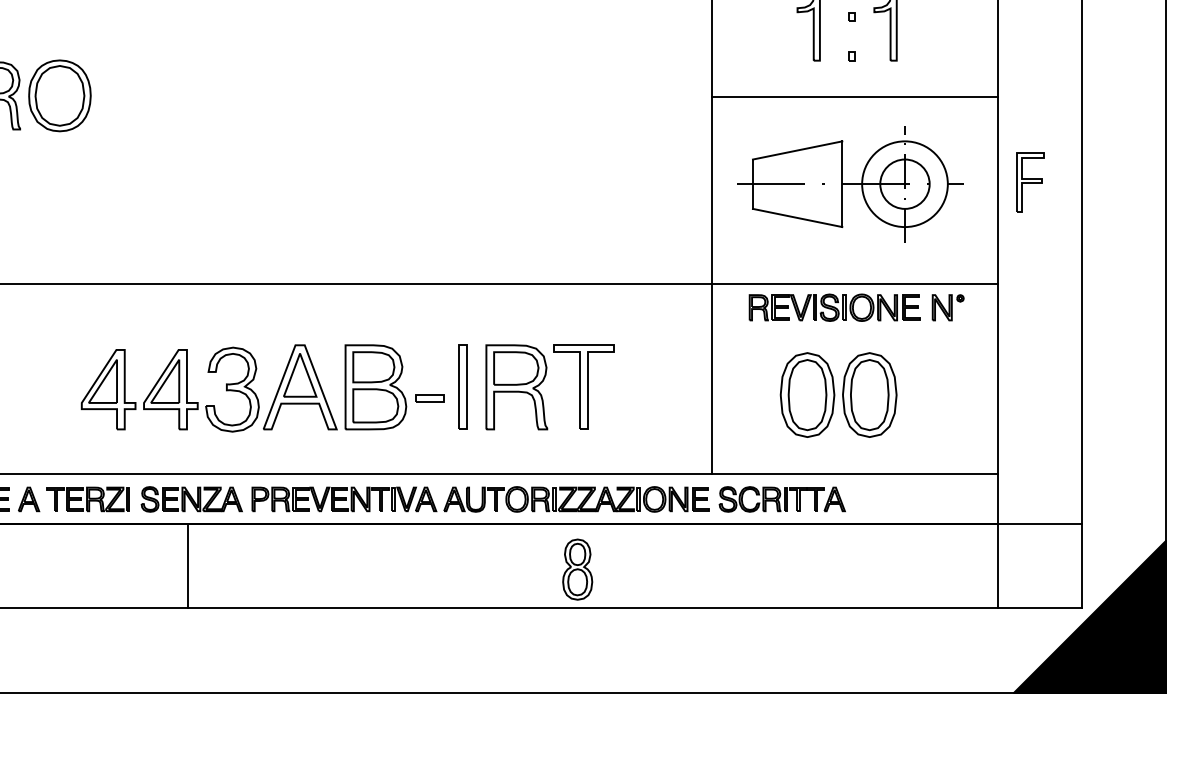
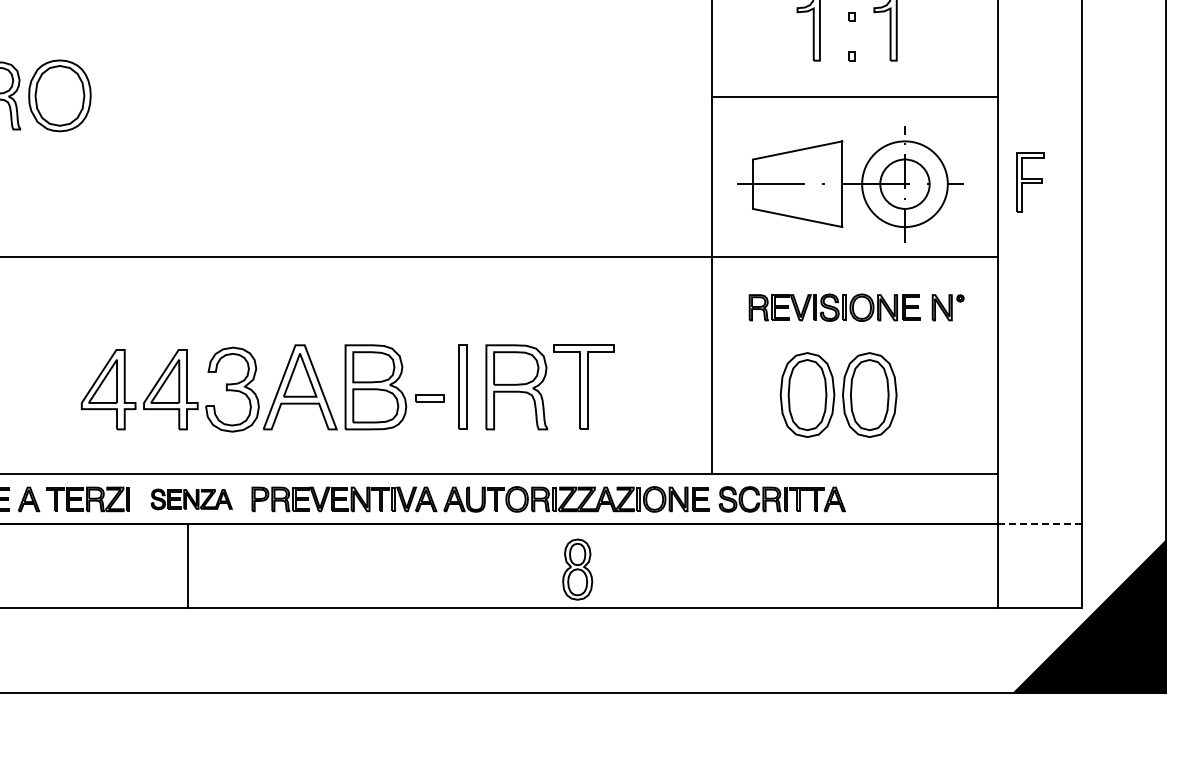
line position: (499, 283) -> (499, 256) (499, 256)
part size: 103x27 px -> 83x23 px (191, 499)
line: solid -> dashed (1040, 524)
